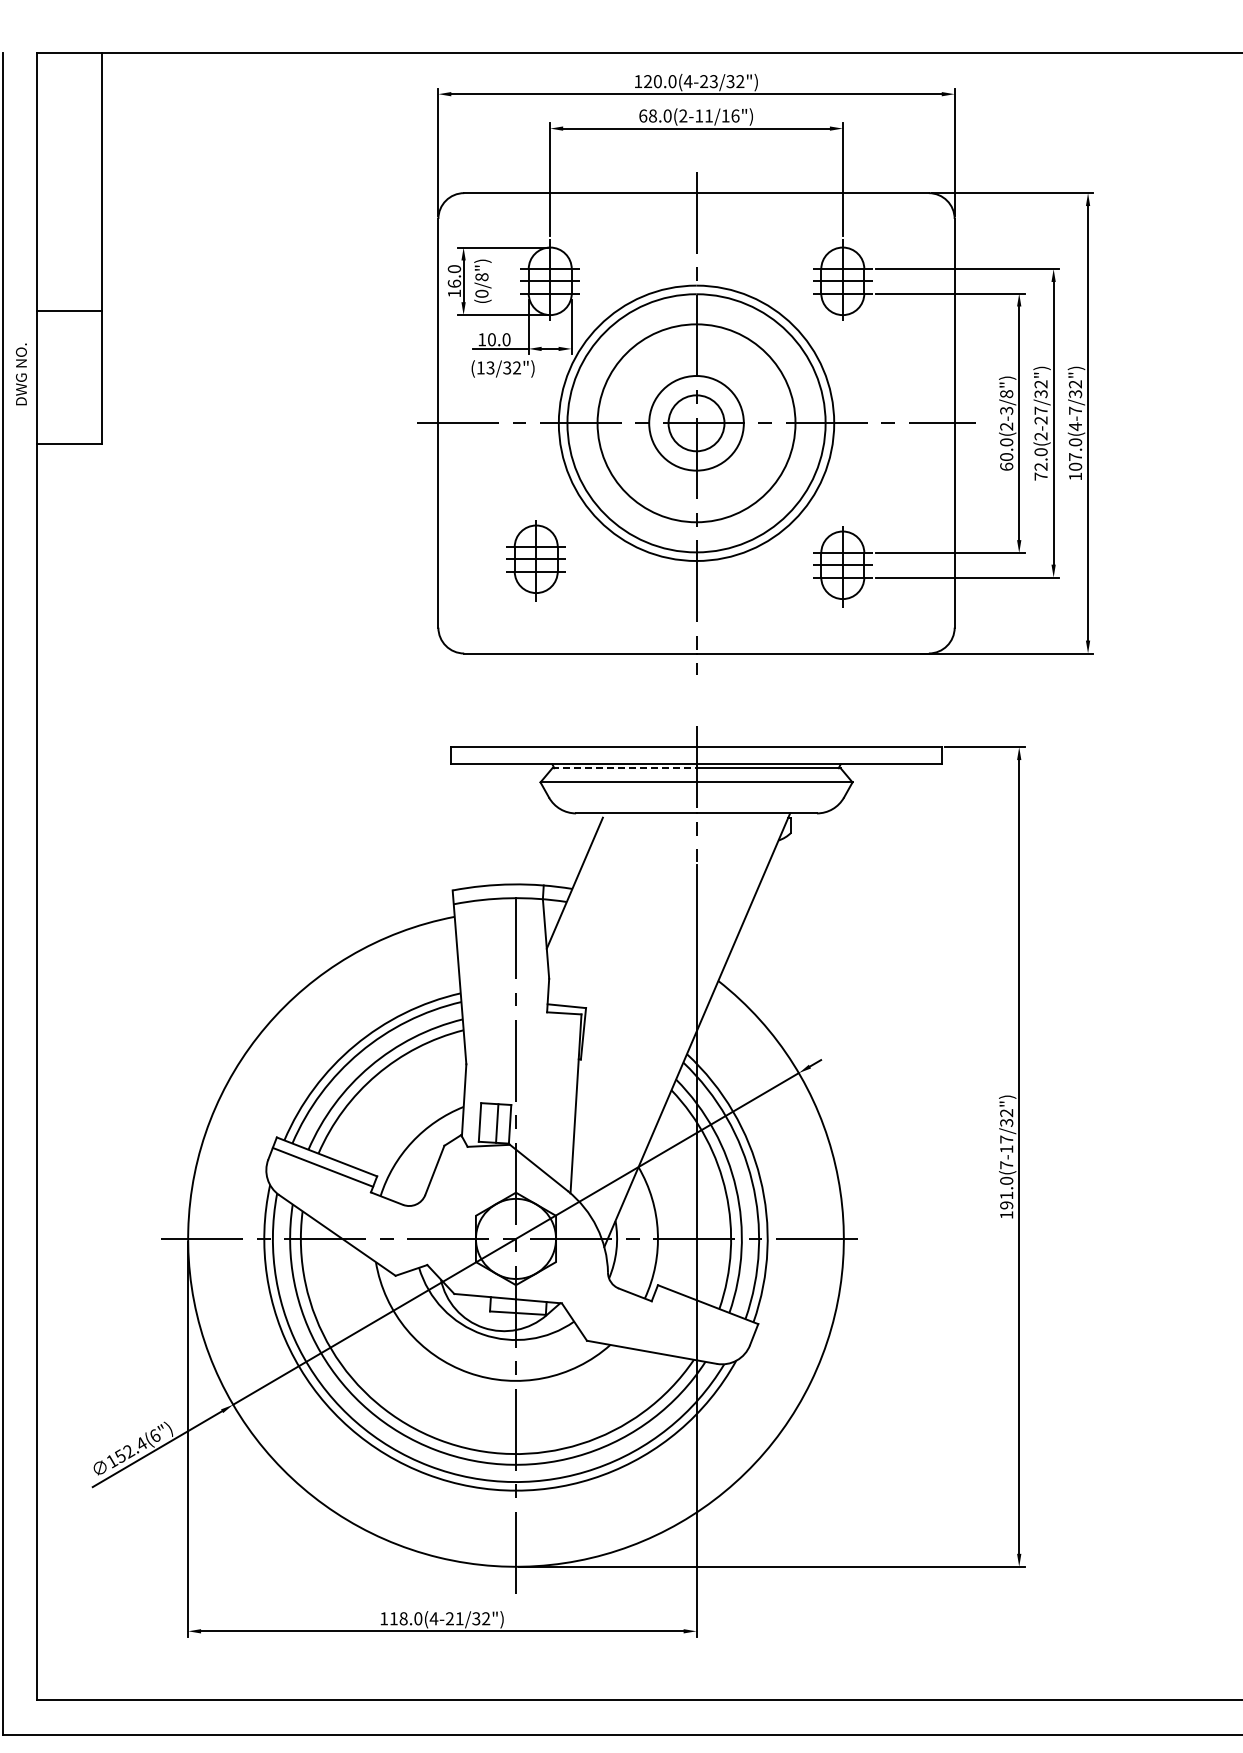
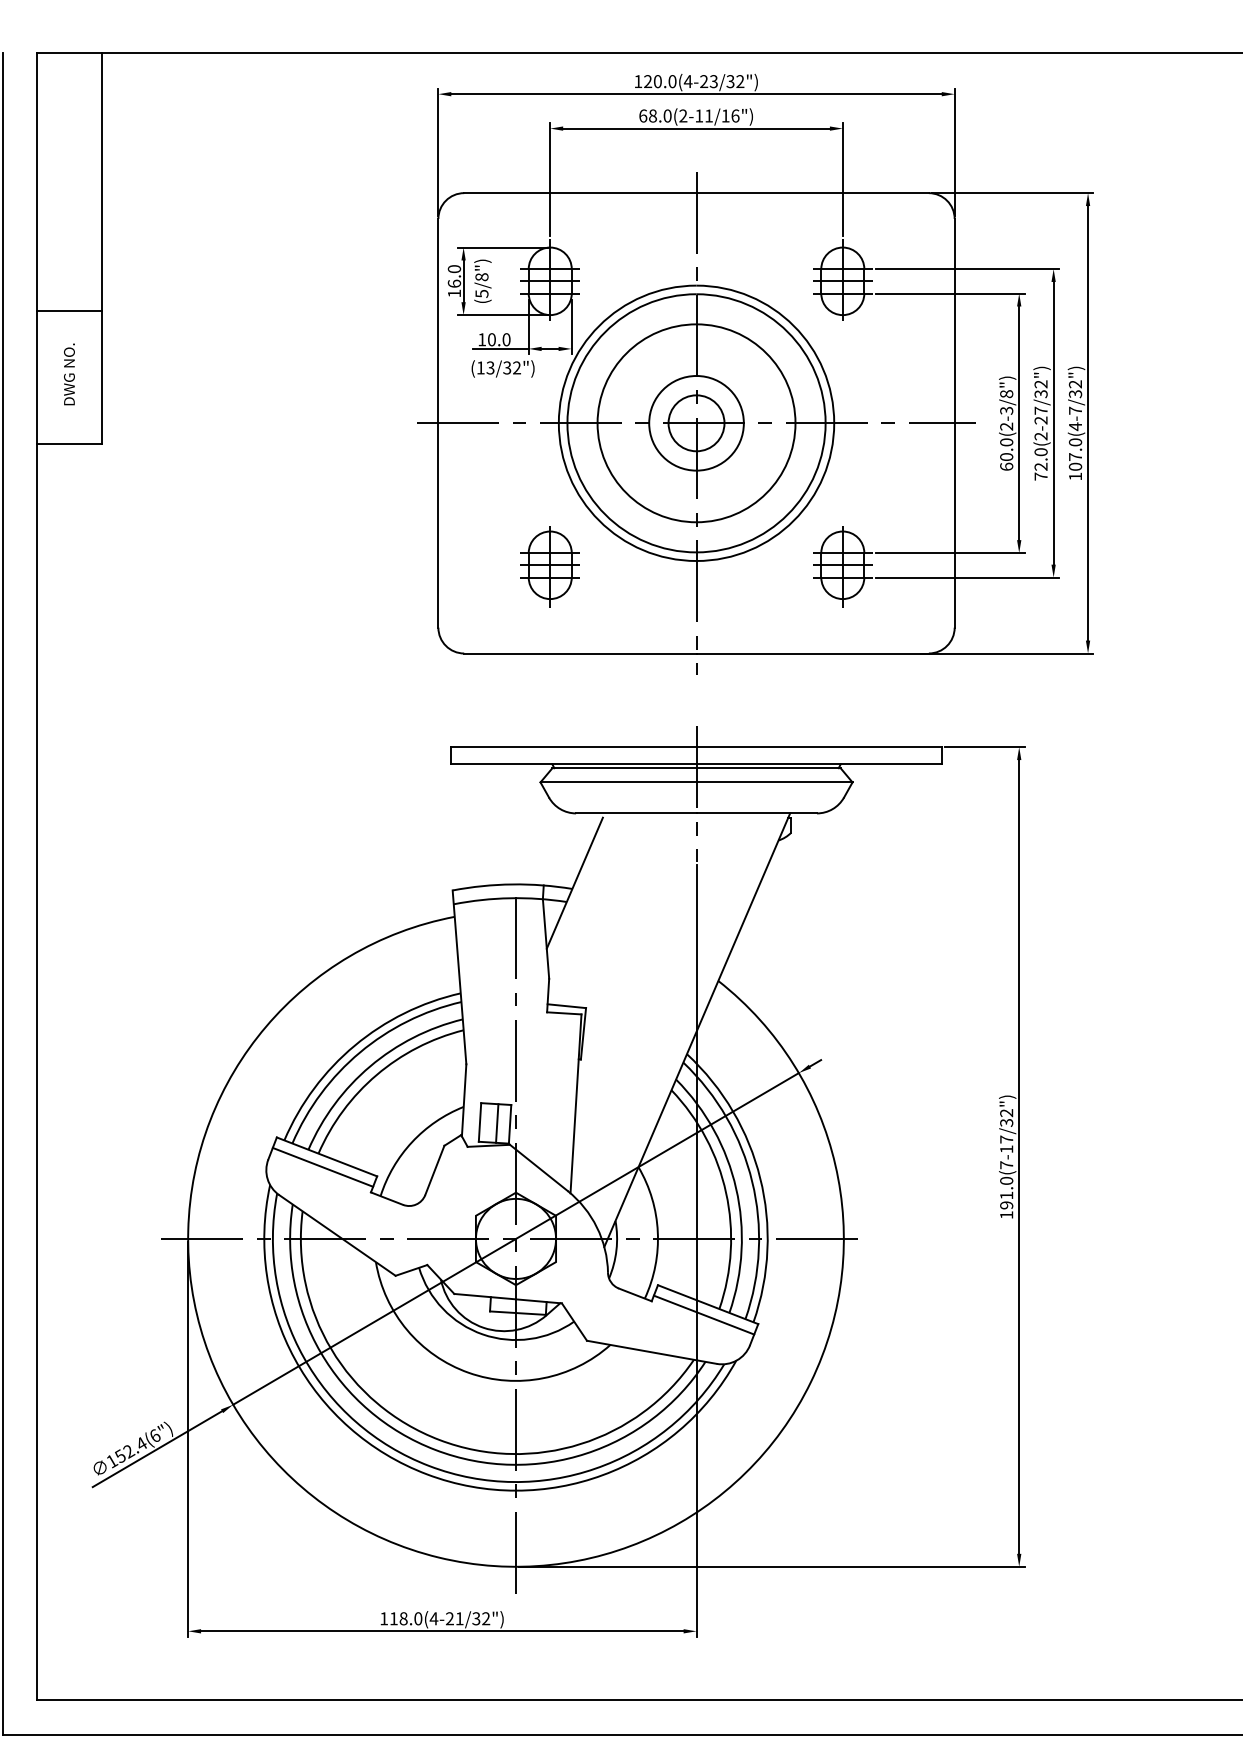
text: (0/8") -> (5/8") (481, 293)
text position: (21, 374) -> (69, 374) (69, 374)
part position: (535, 560) -> (549, 566) (549, 566)
line: dashed -> solid (624, 768)
line: none -> present (703, 1314)
